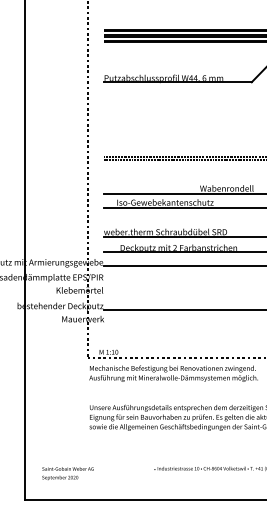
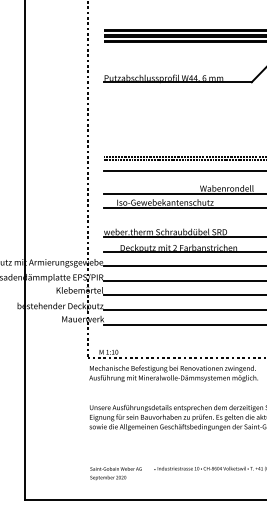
line: none -> present (183, 171)
line: none -> present (183, 280)
line: none -> present (183, 295)
line: none -> present (183, 324)
text position: (67, 473) -> (115, 473) (115, 473)
